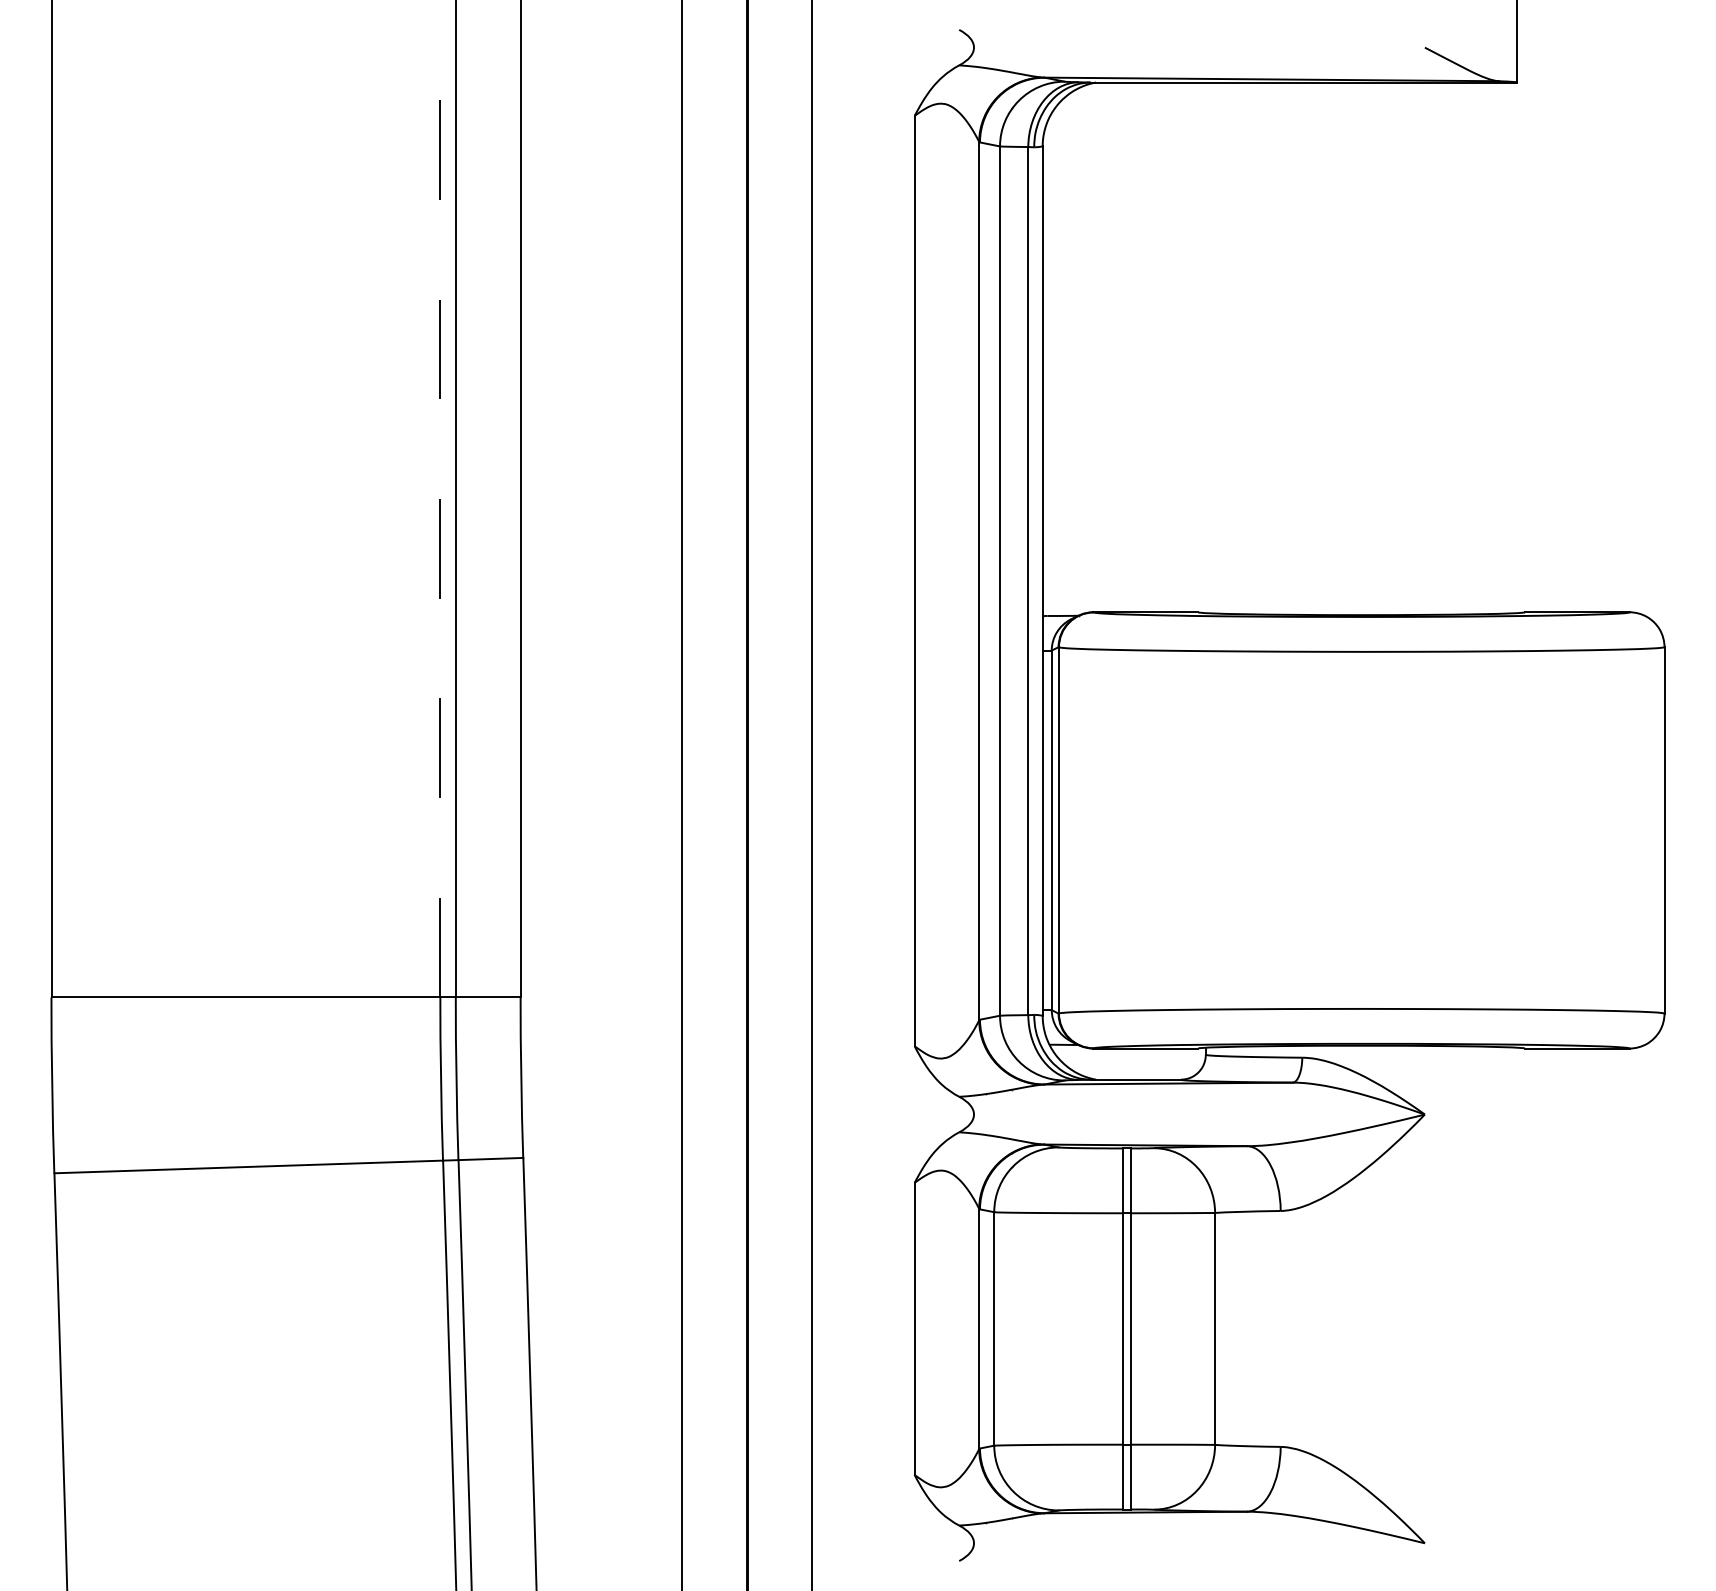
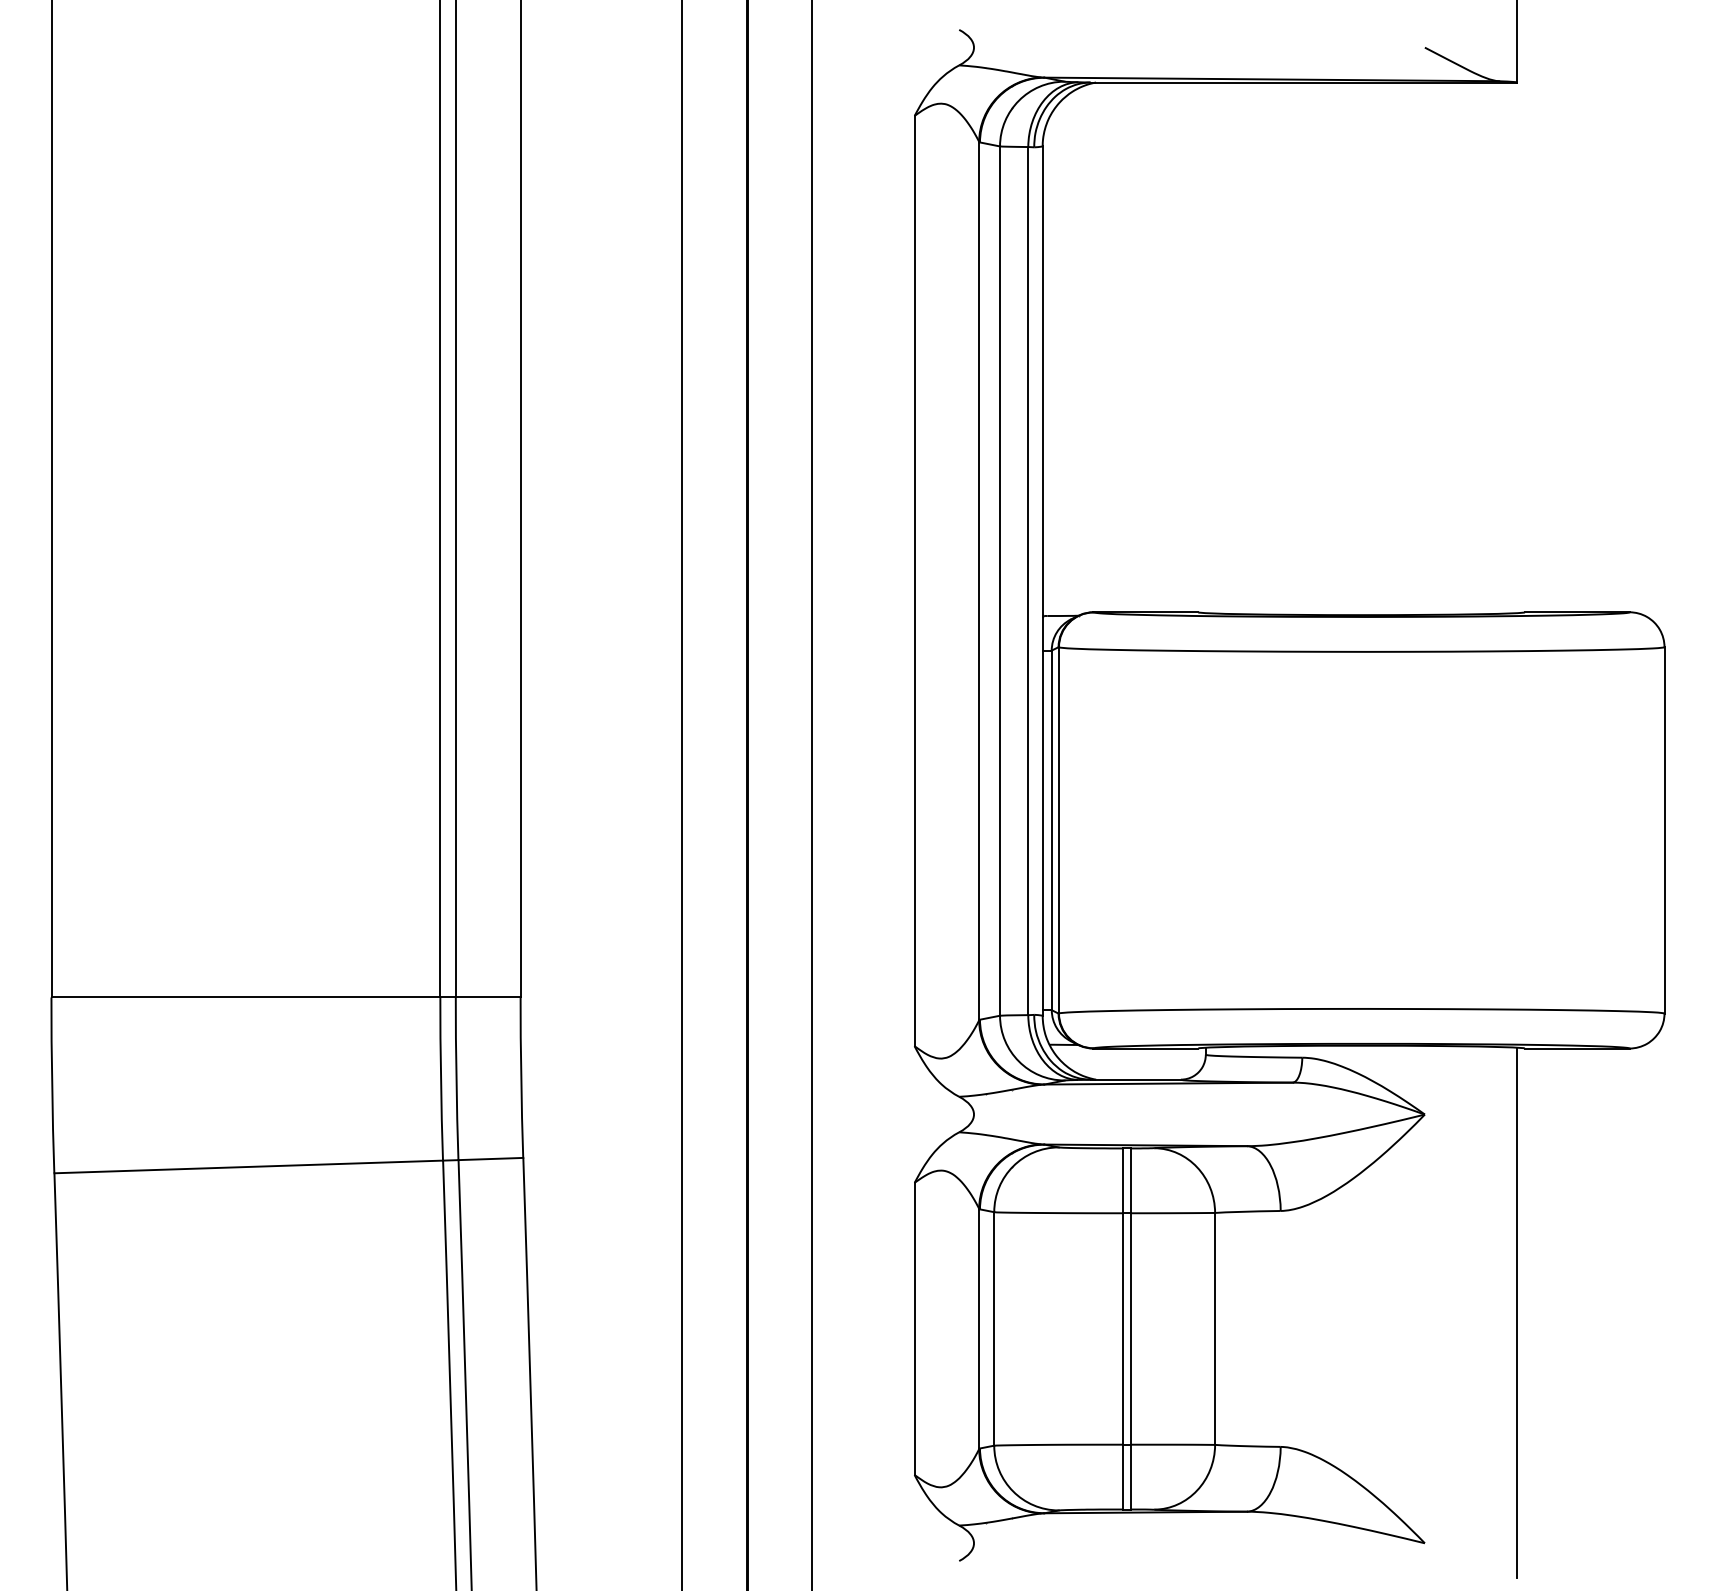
line: dashed -> solid (440, 498)
line: none -> present (1517, 1312)
